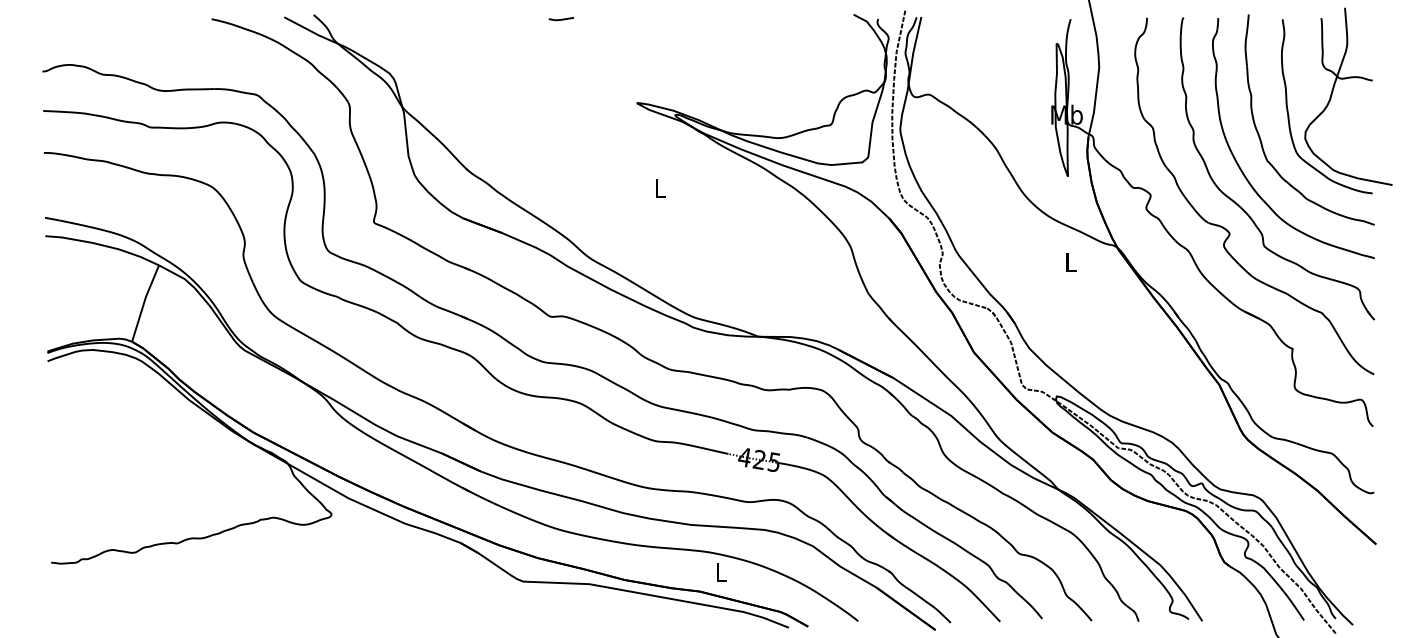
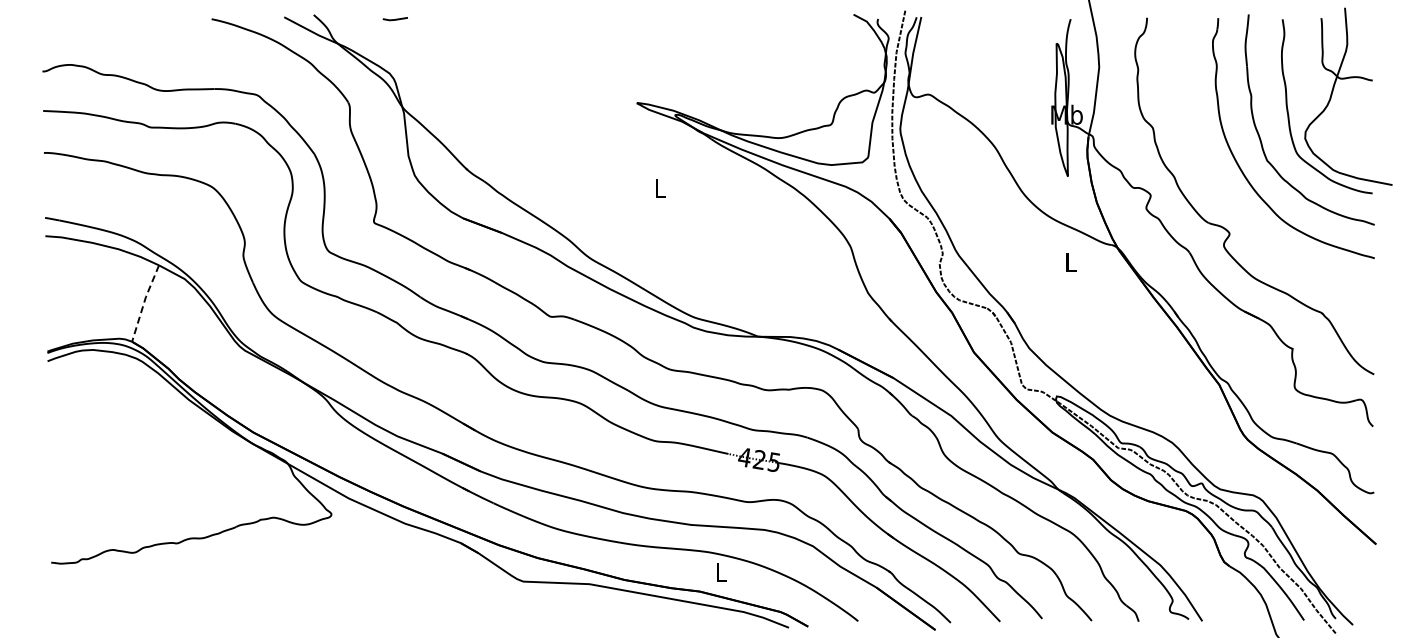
line position: (560, 19) -> (394, 19) (394, 19)
part: present -> none (1241, 206)
line: solid -> dashed (144, 302)
